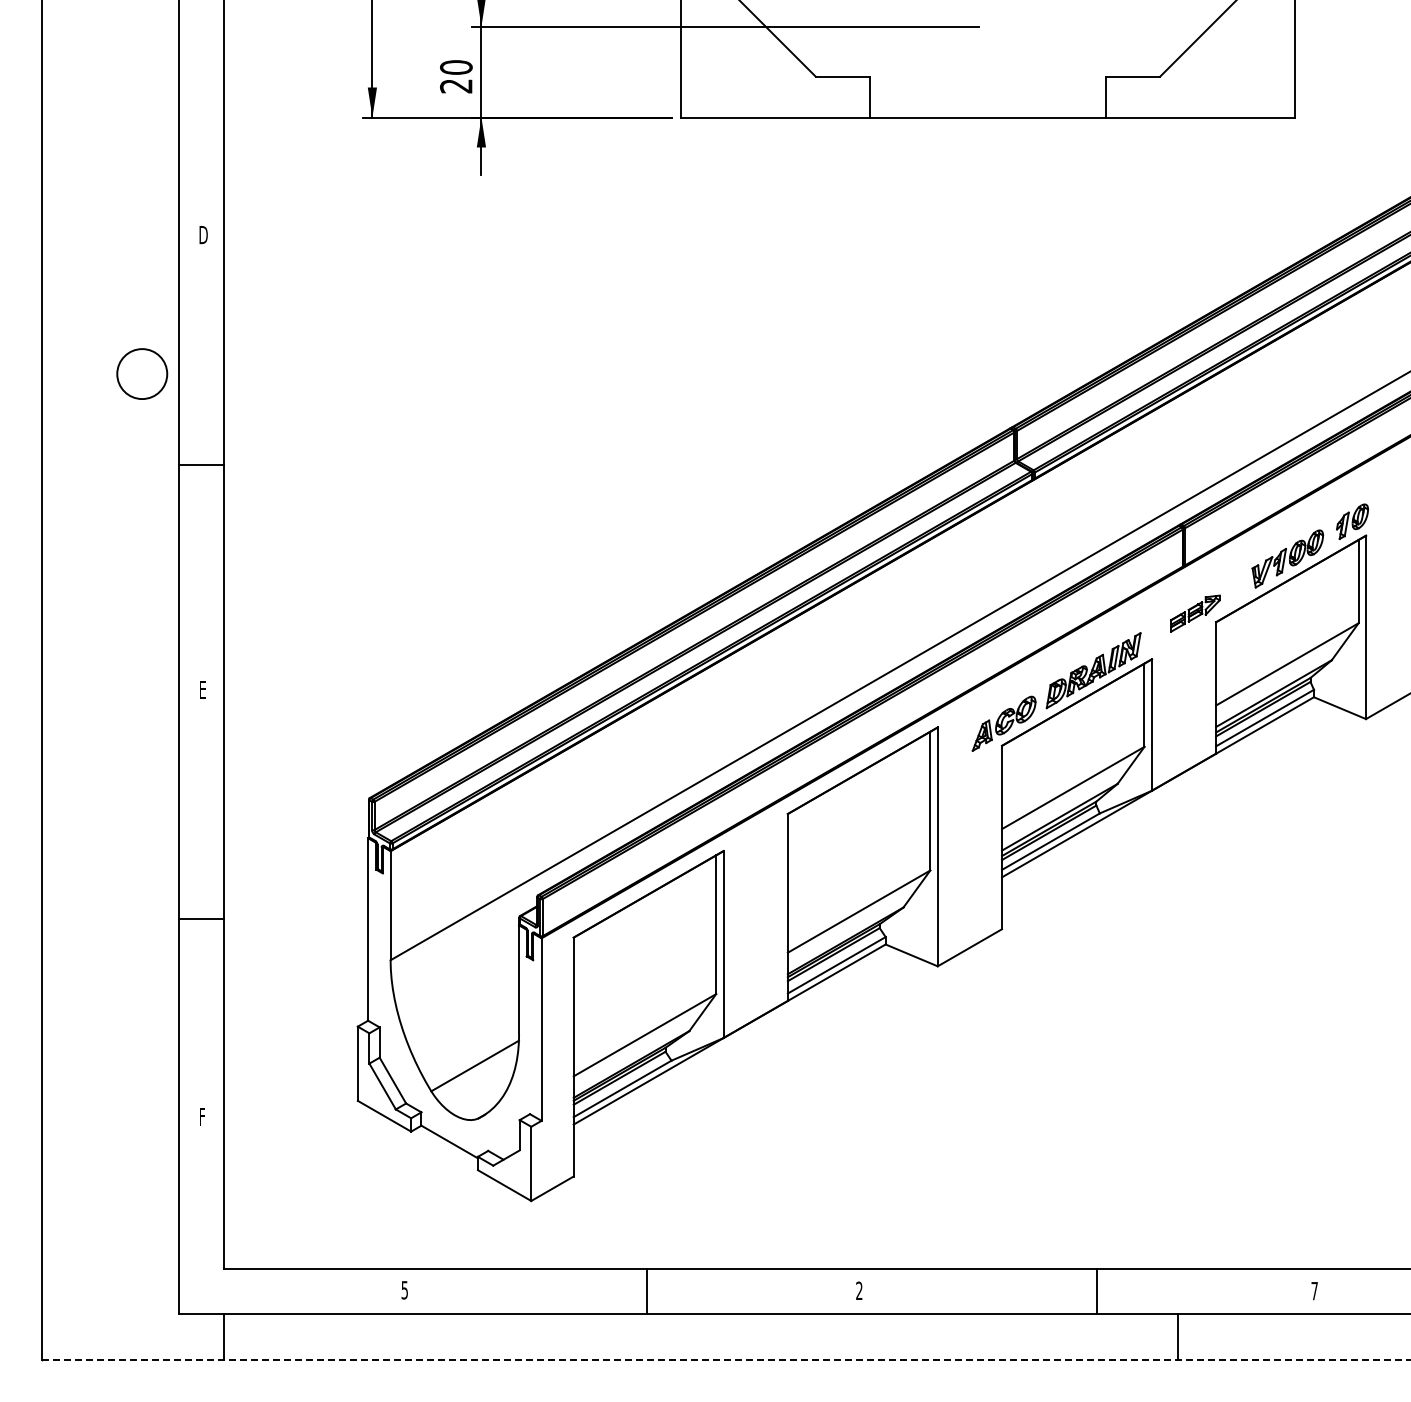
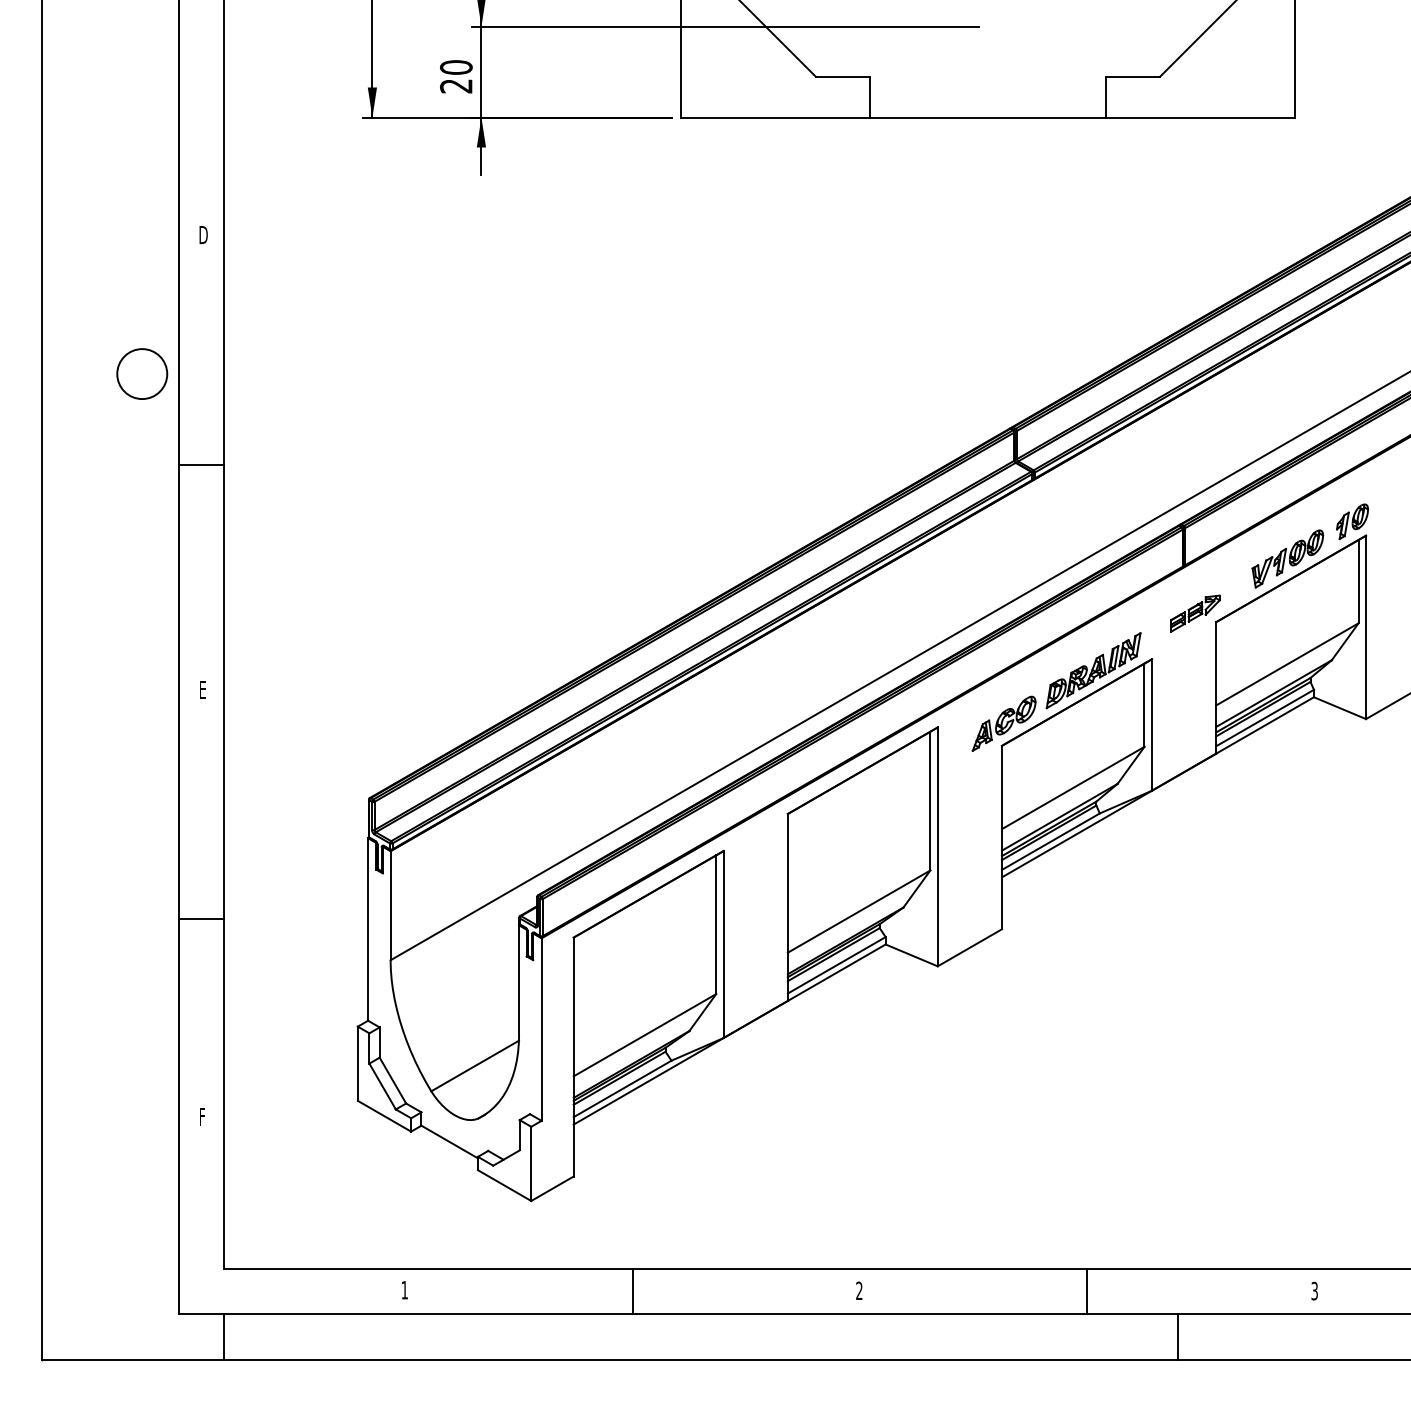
text: 5 -> 1 (404, 1290)
text: 7 -> 3 (1314, 1290)
line position: (646, 1291) -> (632, 1291) (632, 1291)
line position: (1097, 1291) -> (1087, 1291) (1087, 1291)
line: dashed -> solid (726, 1359)
